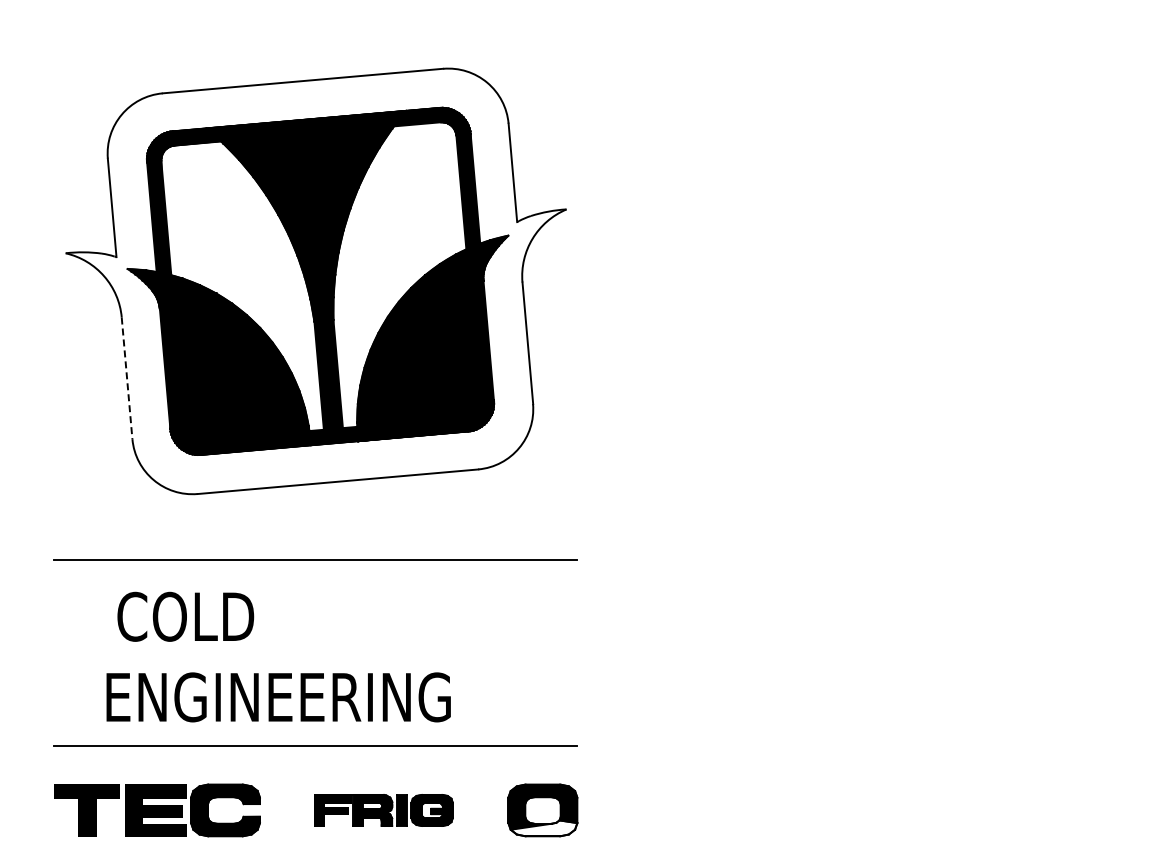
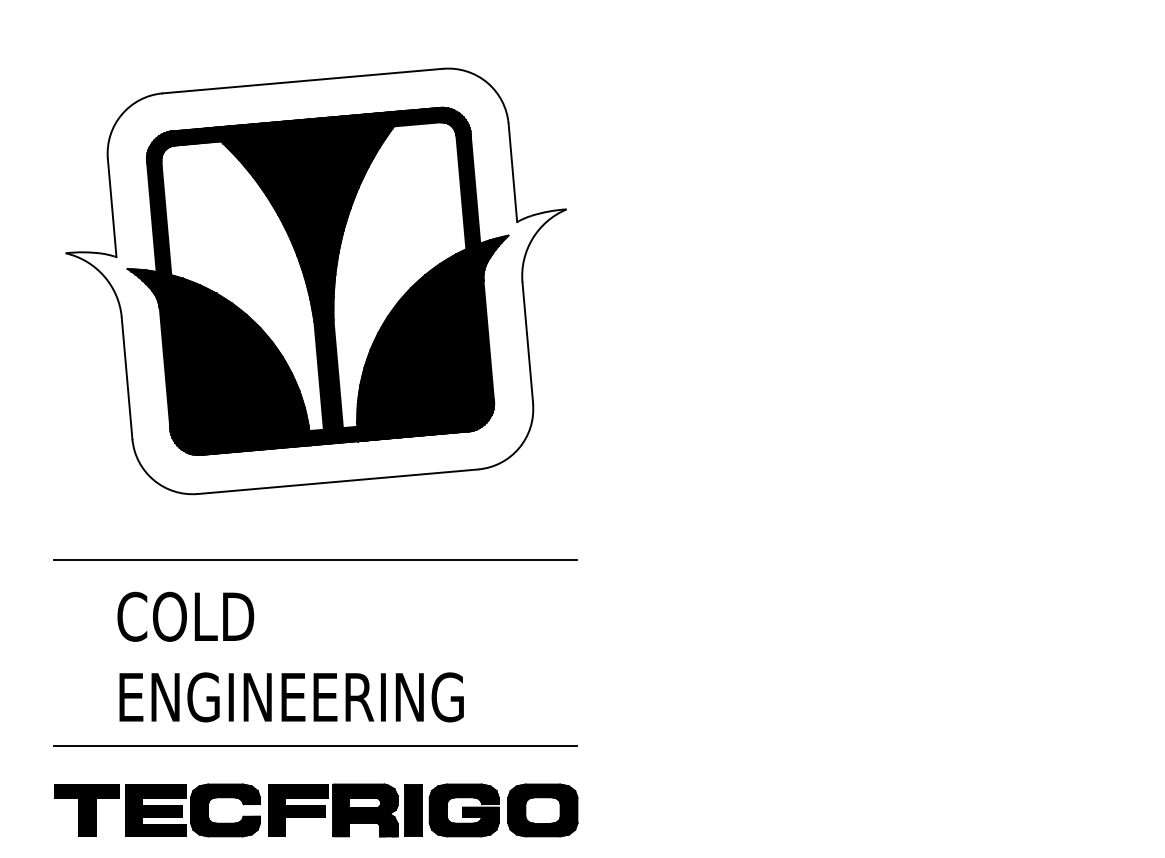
line: dashed -> solid (127, 378)
text position: (278, 697) -> (291, 697) (291, 697)
part size: 140x33 px -> 232x55 px (383, 810)
fill: none -> present (543, 828)
